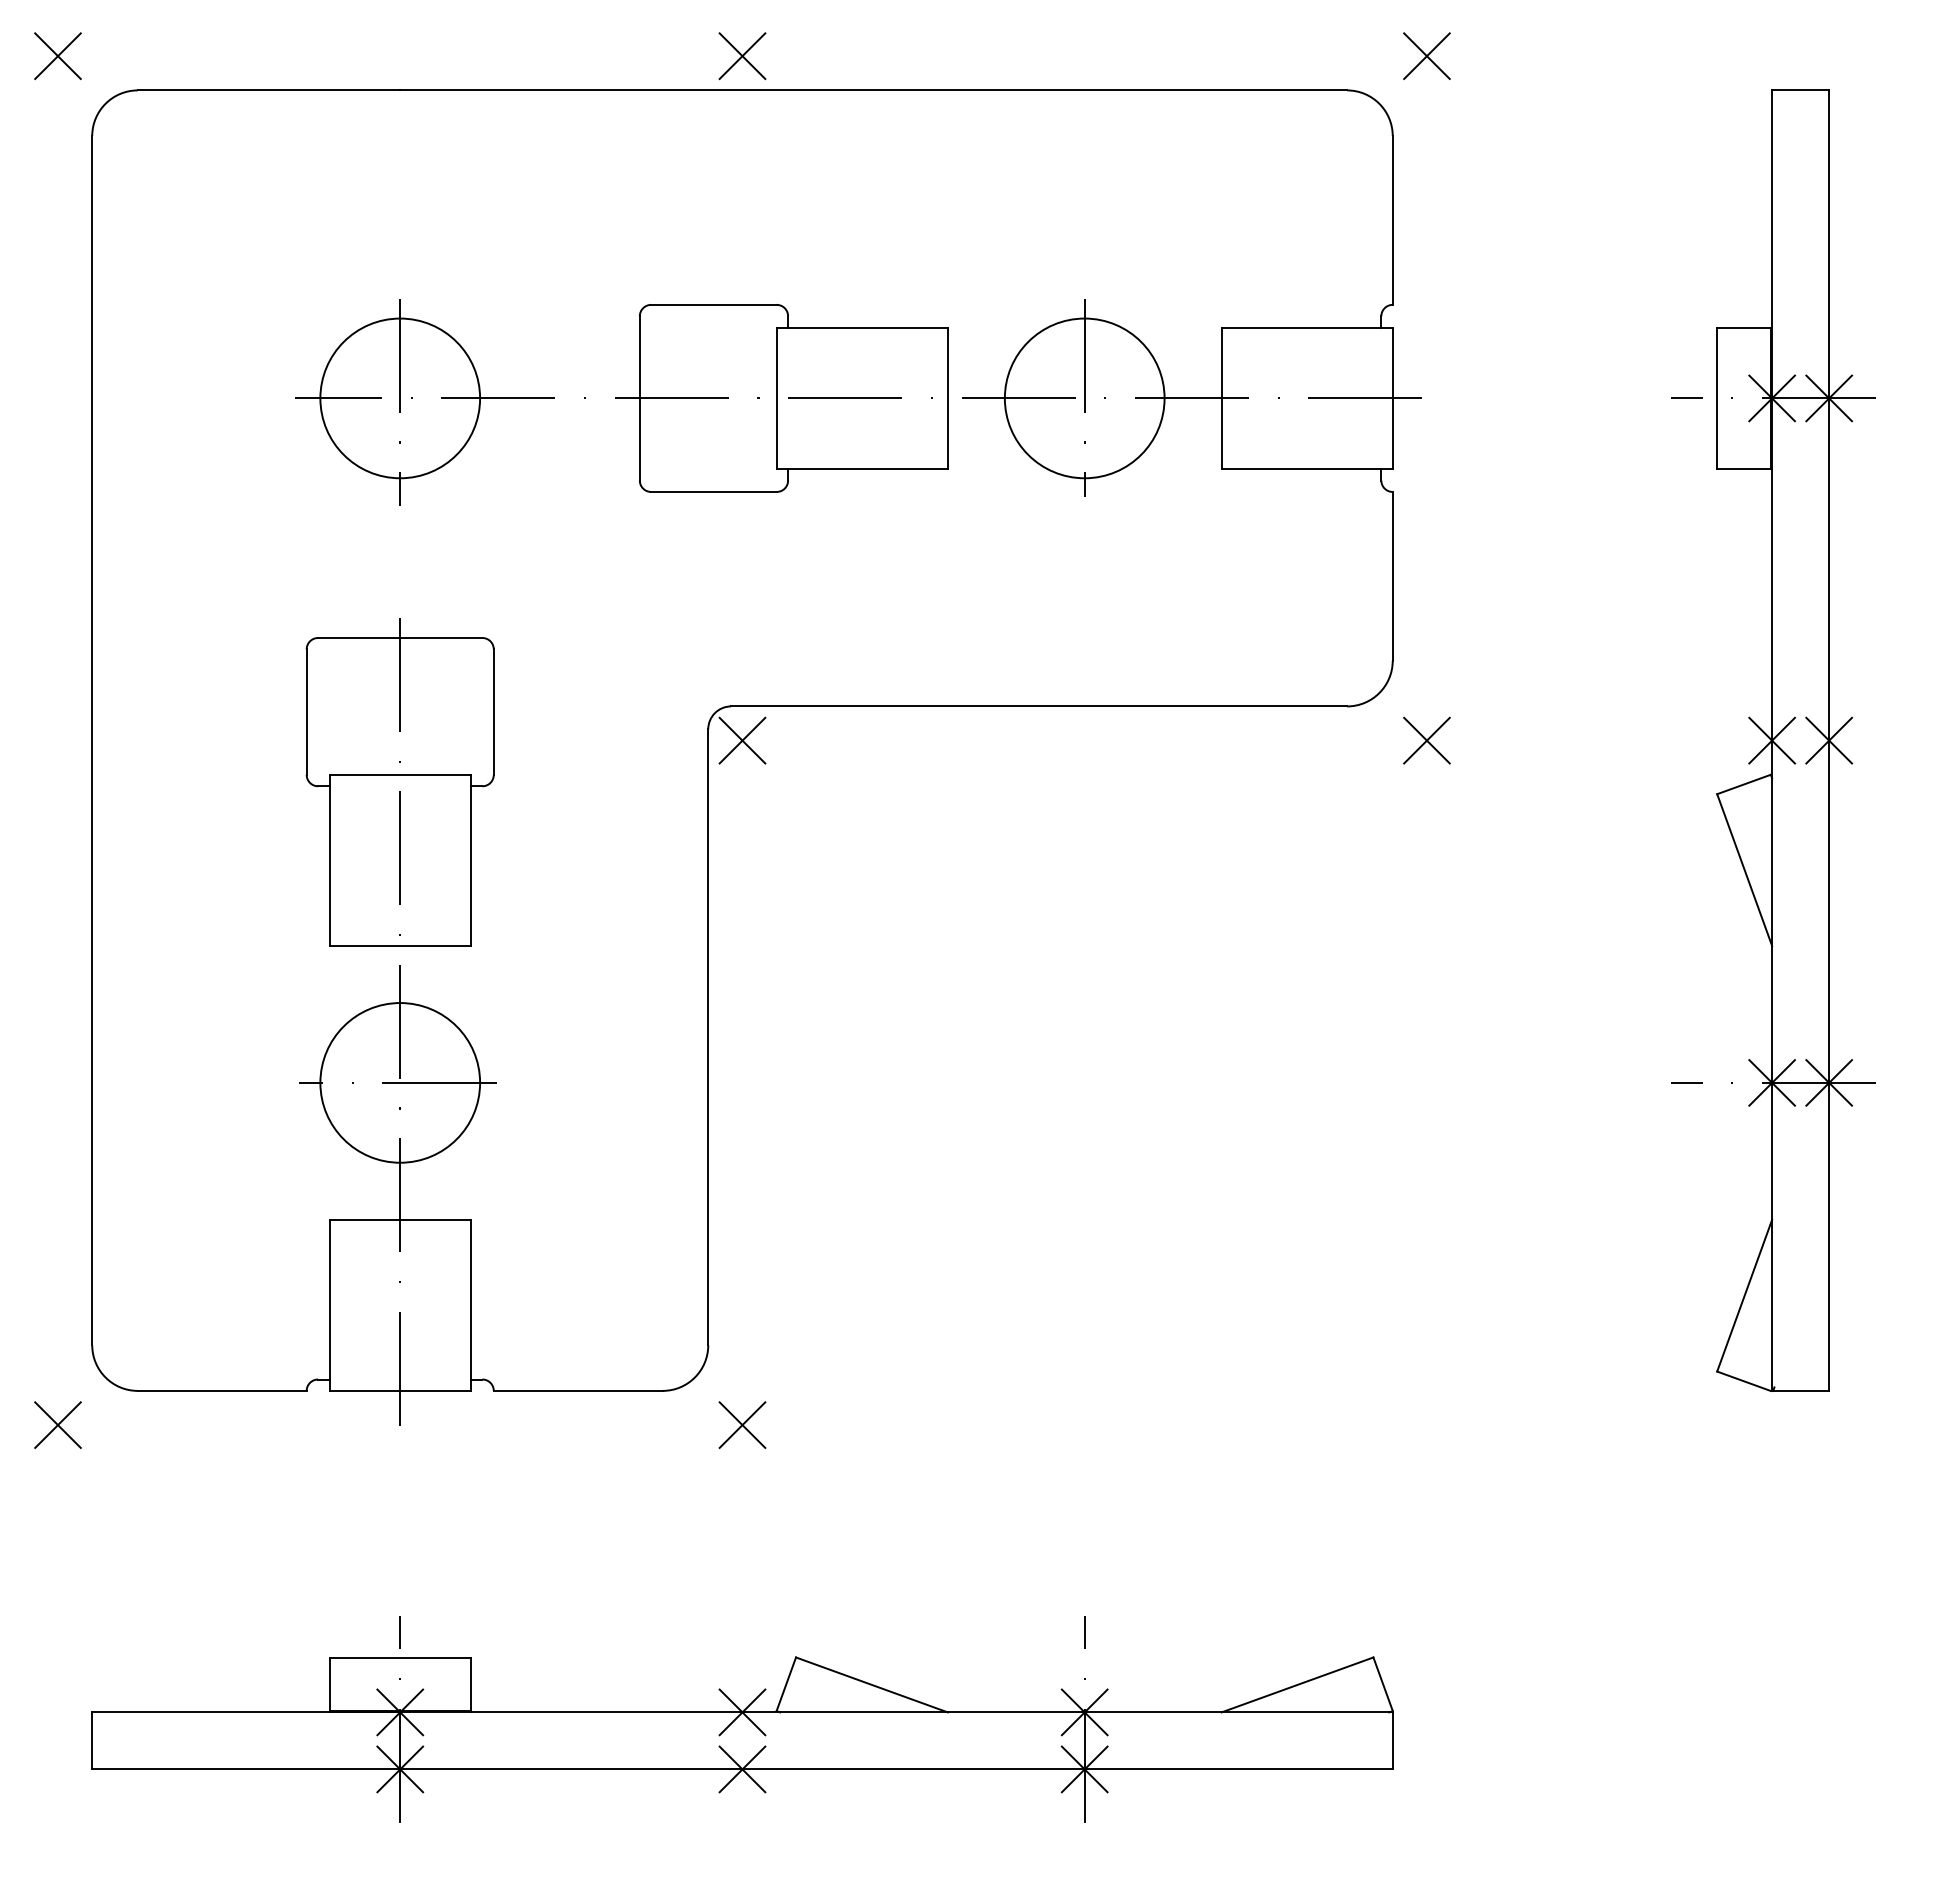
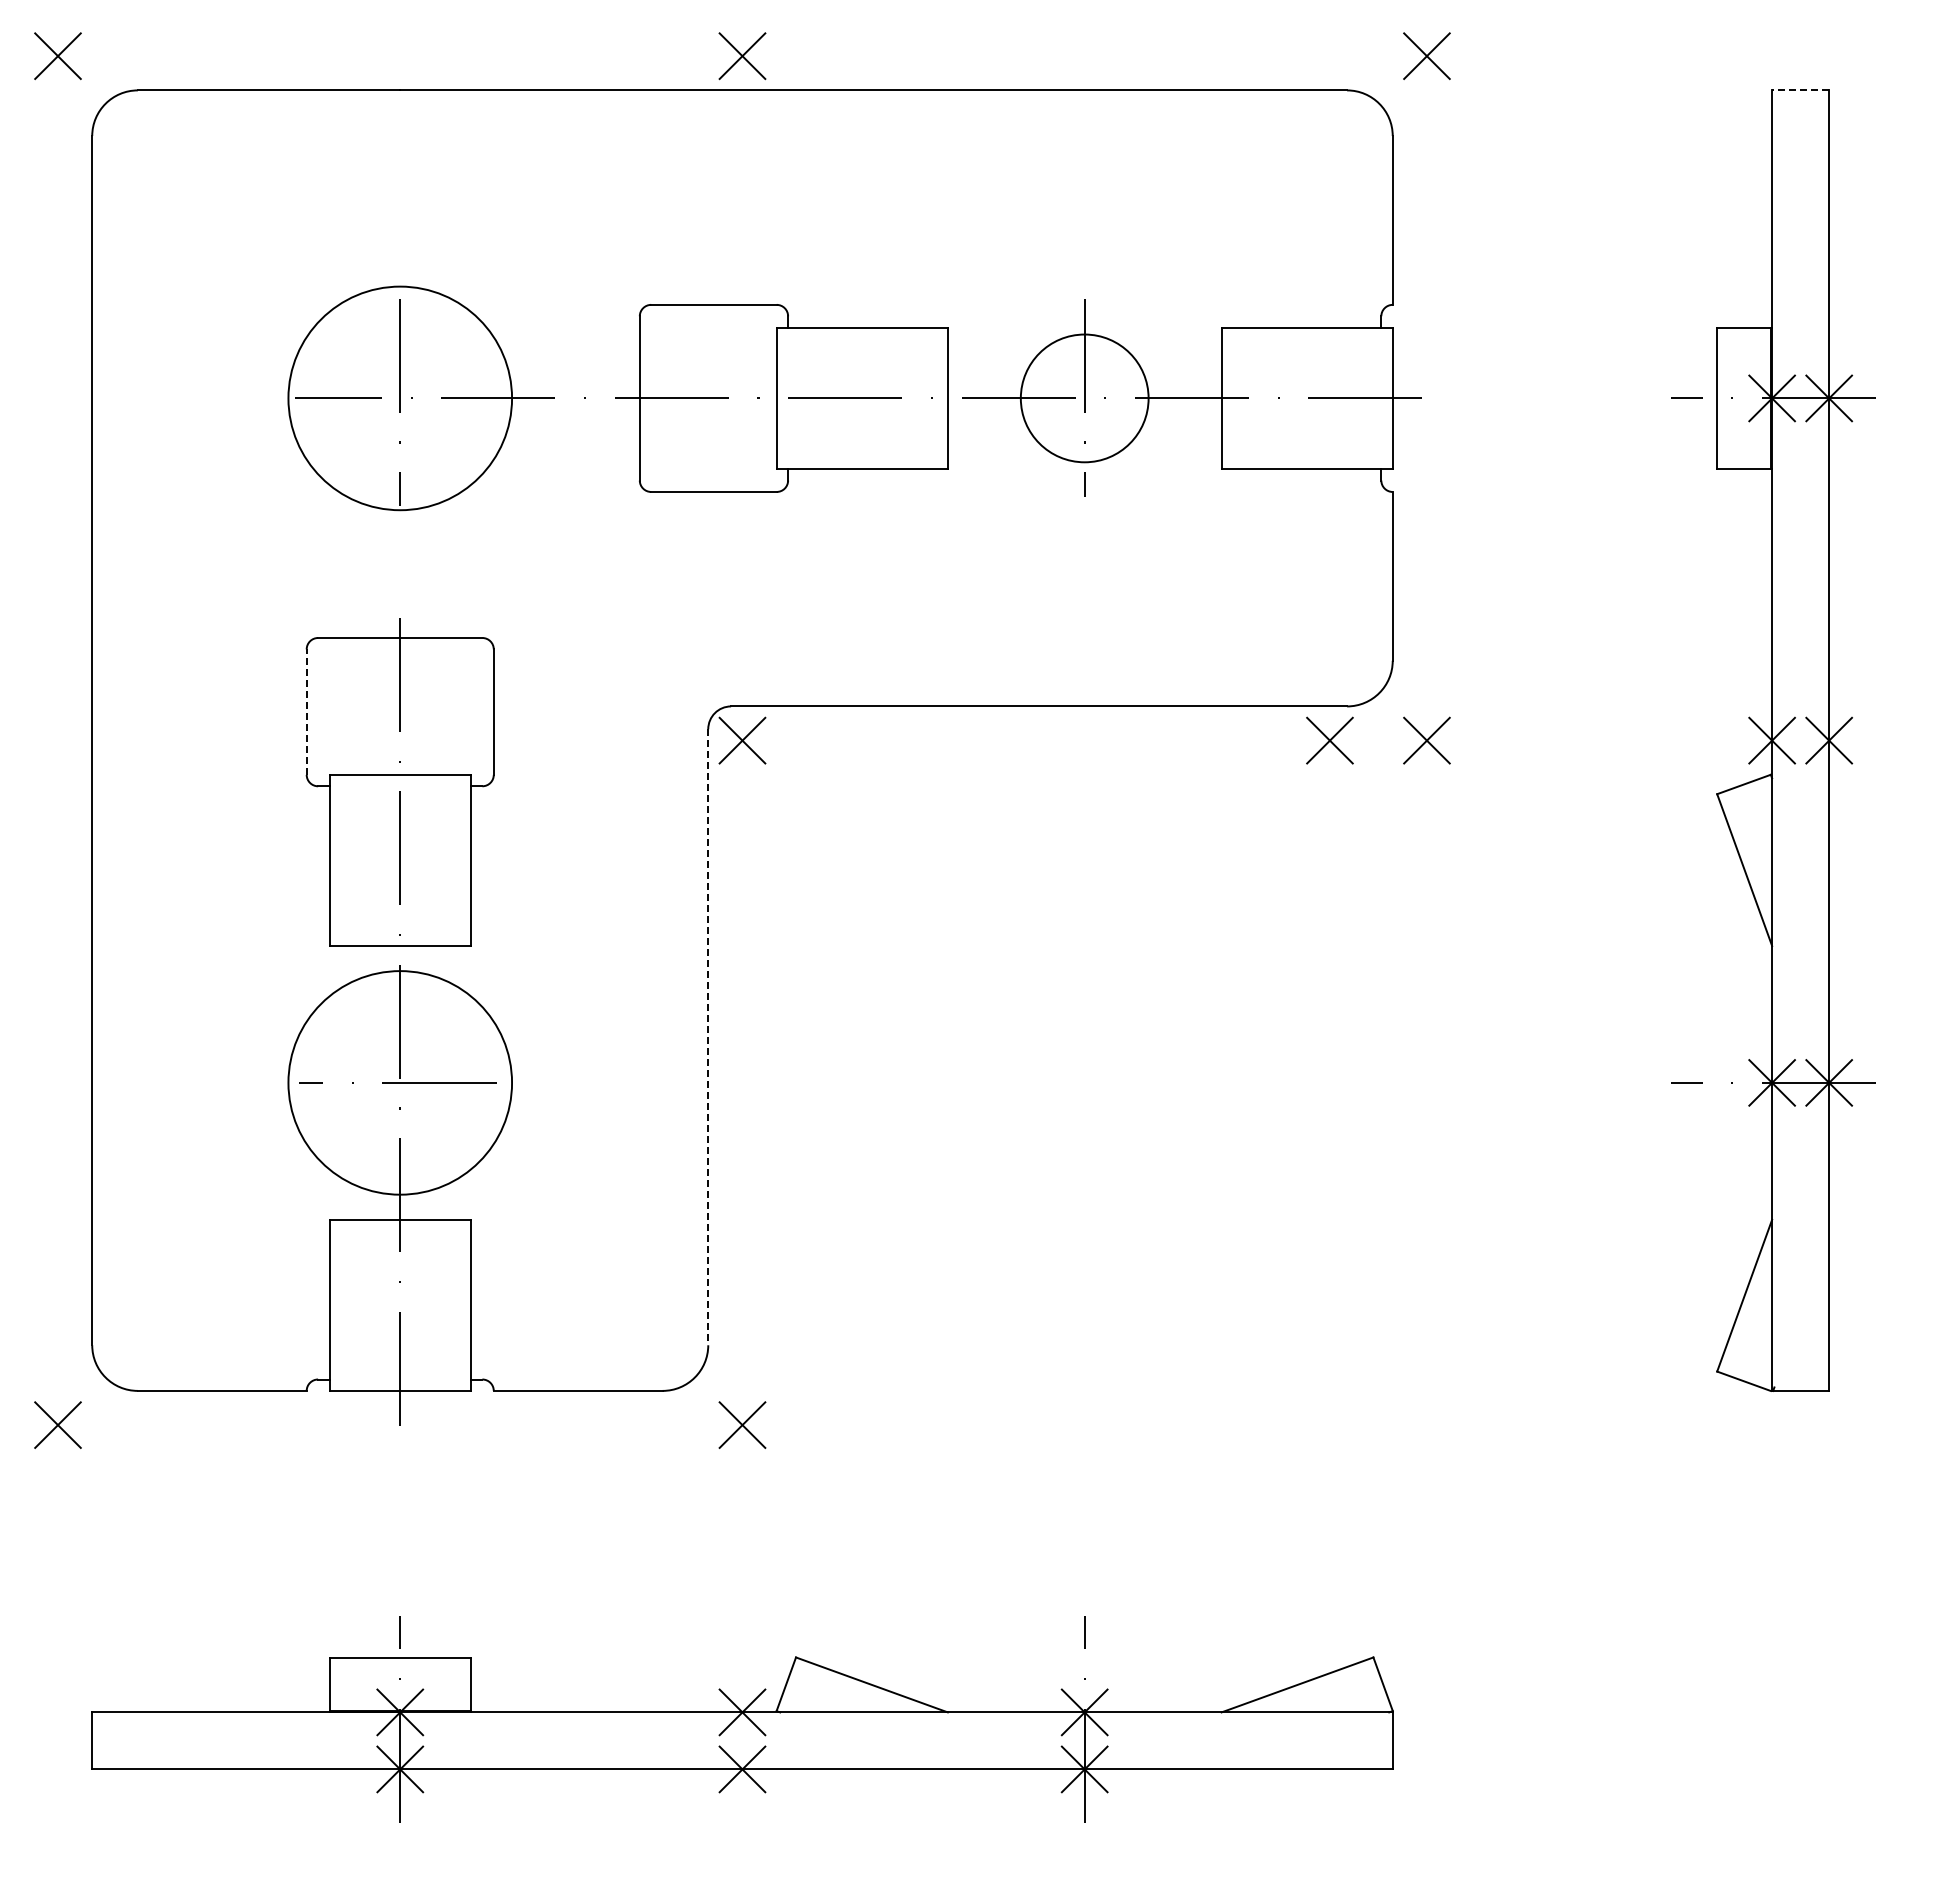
line: solid -> dashed (1800, 90)
circle diameter: 160 px -> 224 px (400, 398)
circle diameter: 160 px -> 128 px (1084, 398)
line: solid -> dashed (306, 712)
part: none -> present (1329, 740)
line: solid -> dashed (708, 1037)
circle diameter: 160 px -> 224 px (400, 1082)
